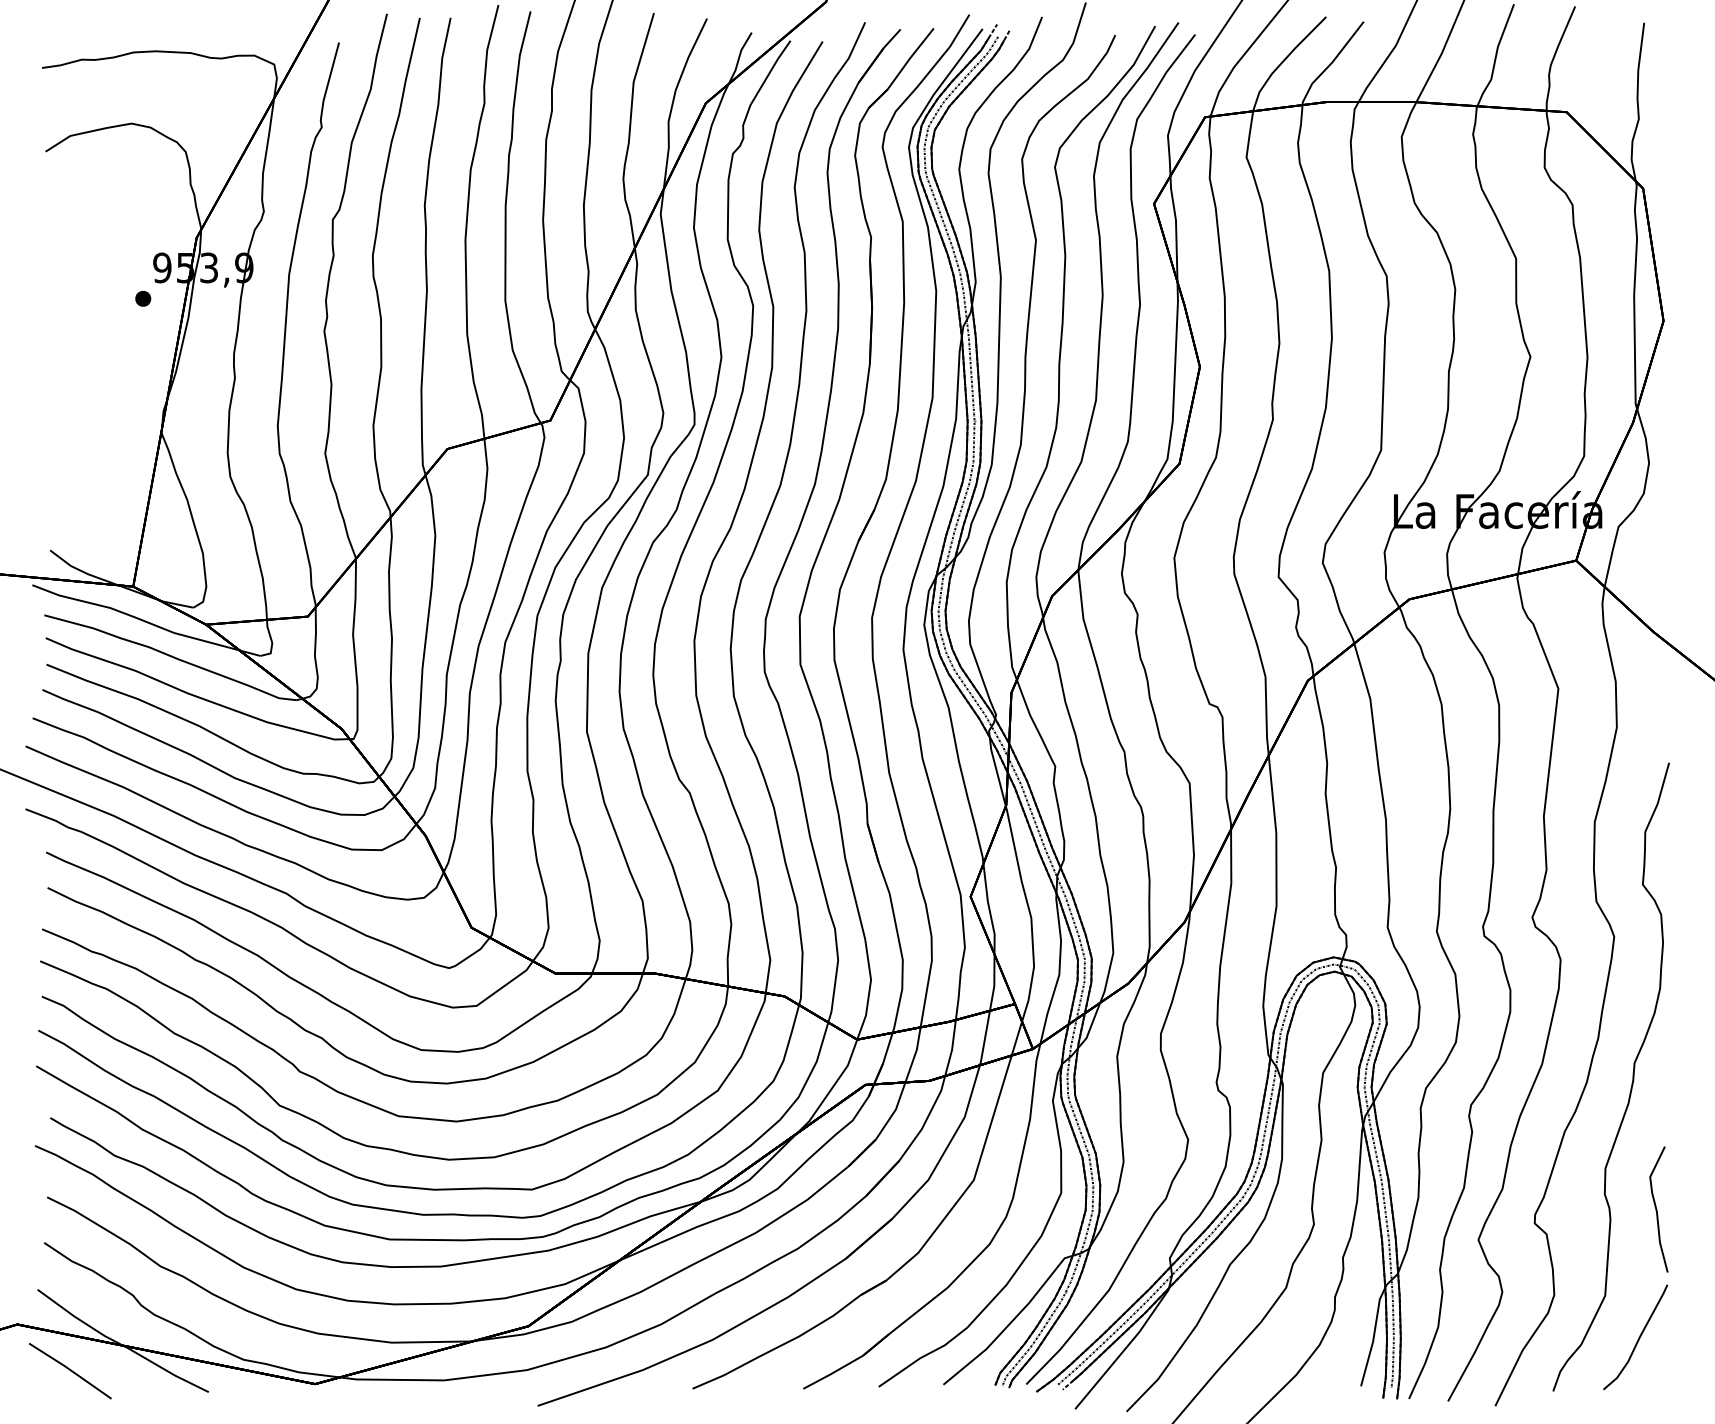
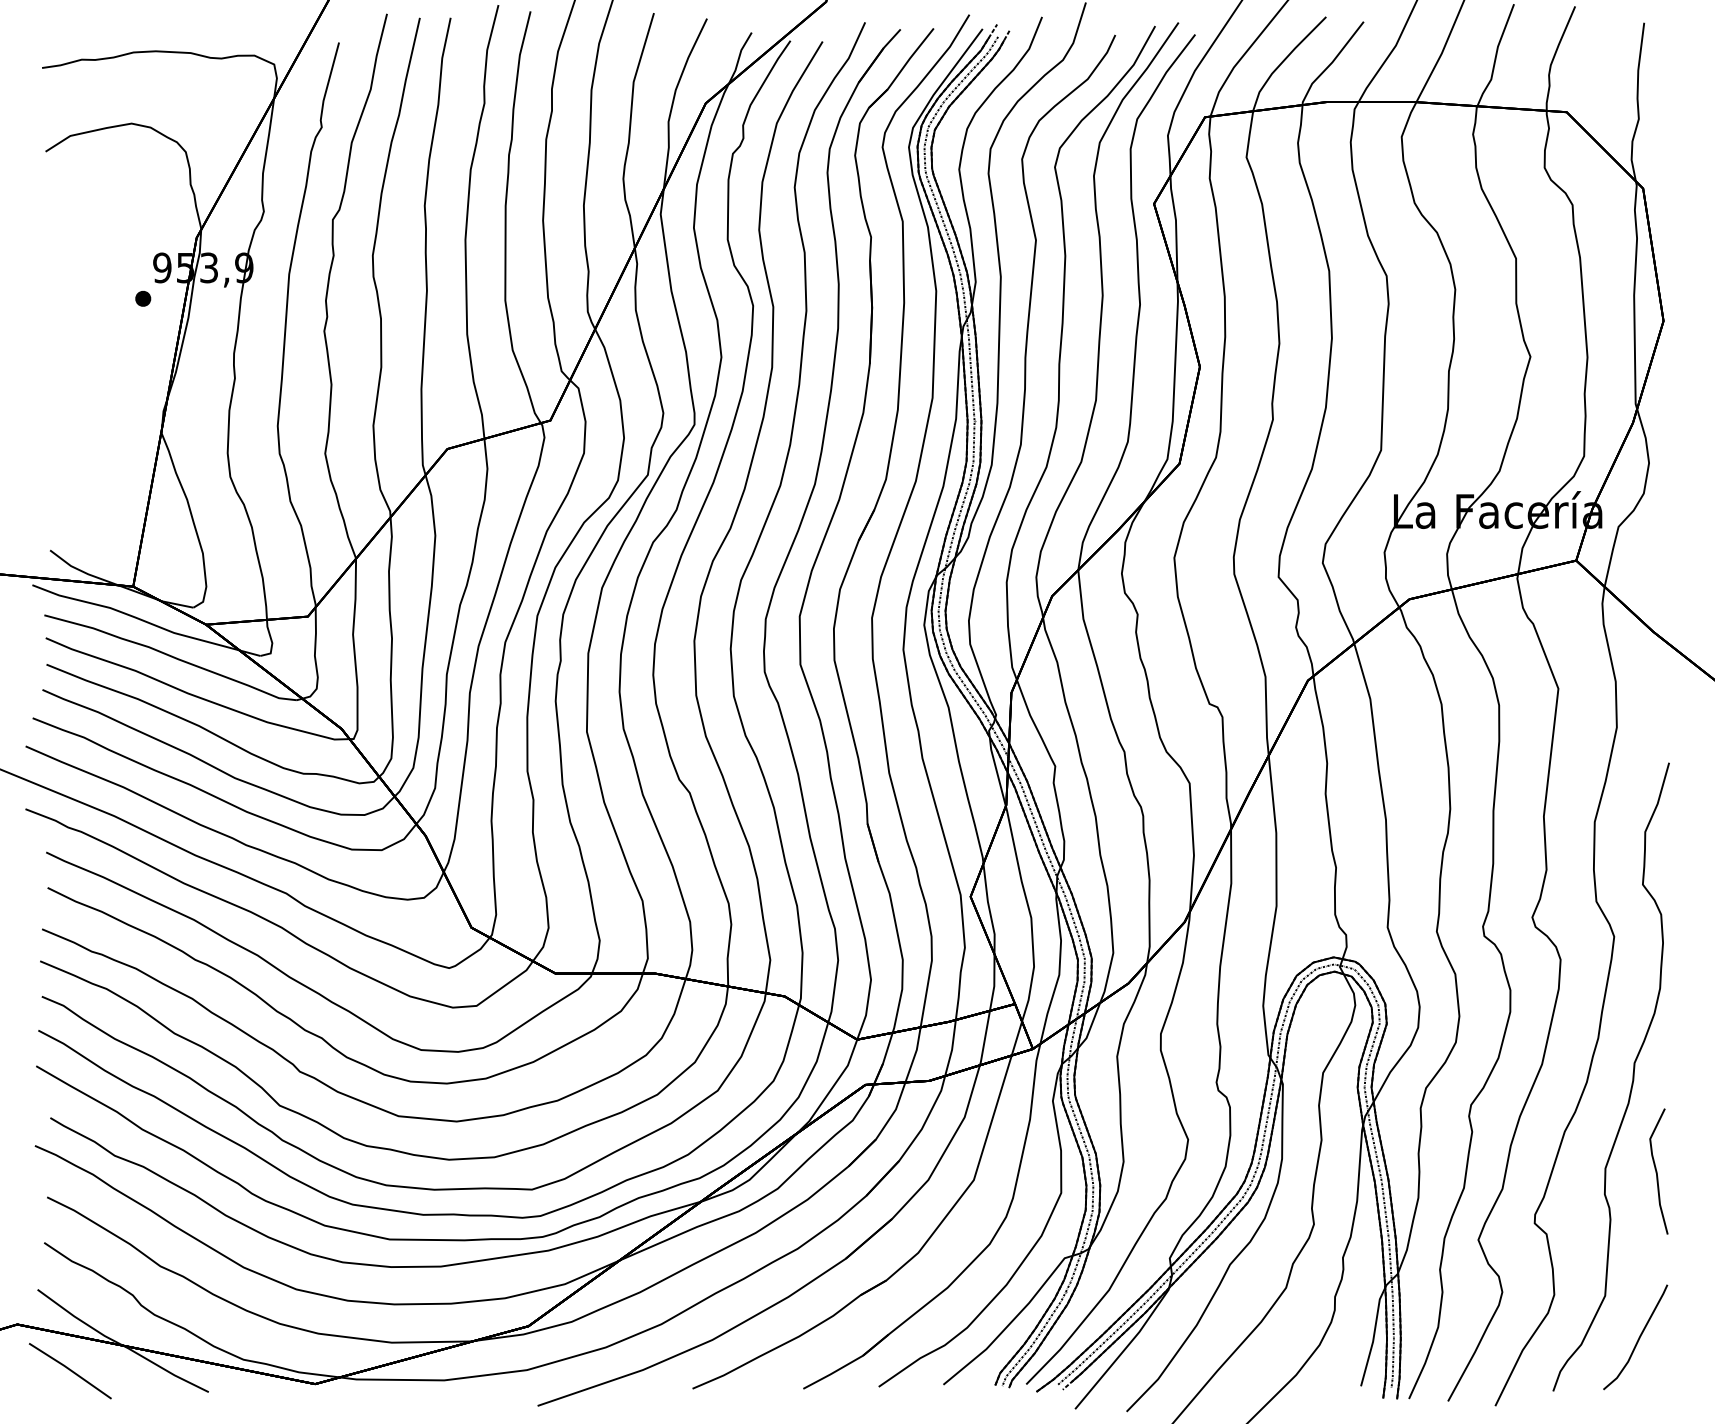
curve position: (1657, 1209) -> (1657, 1171) (1657, 1171)
